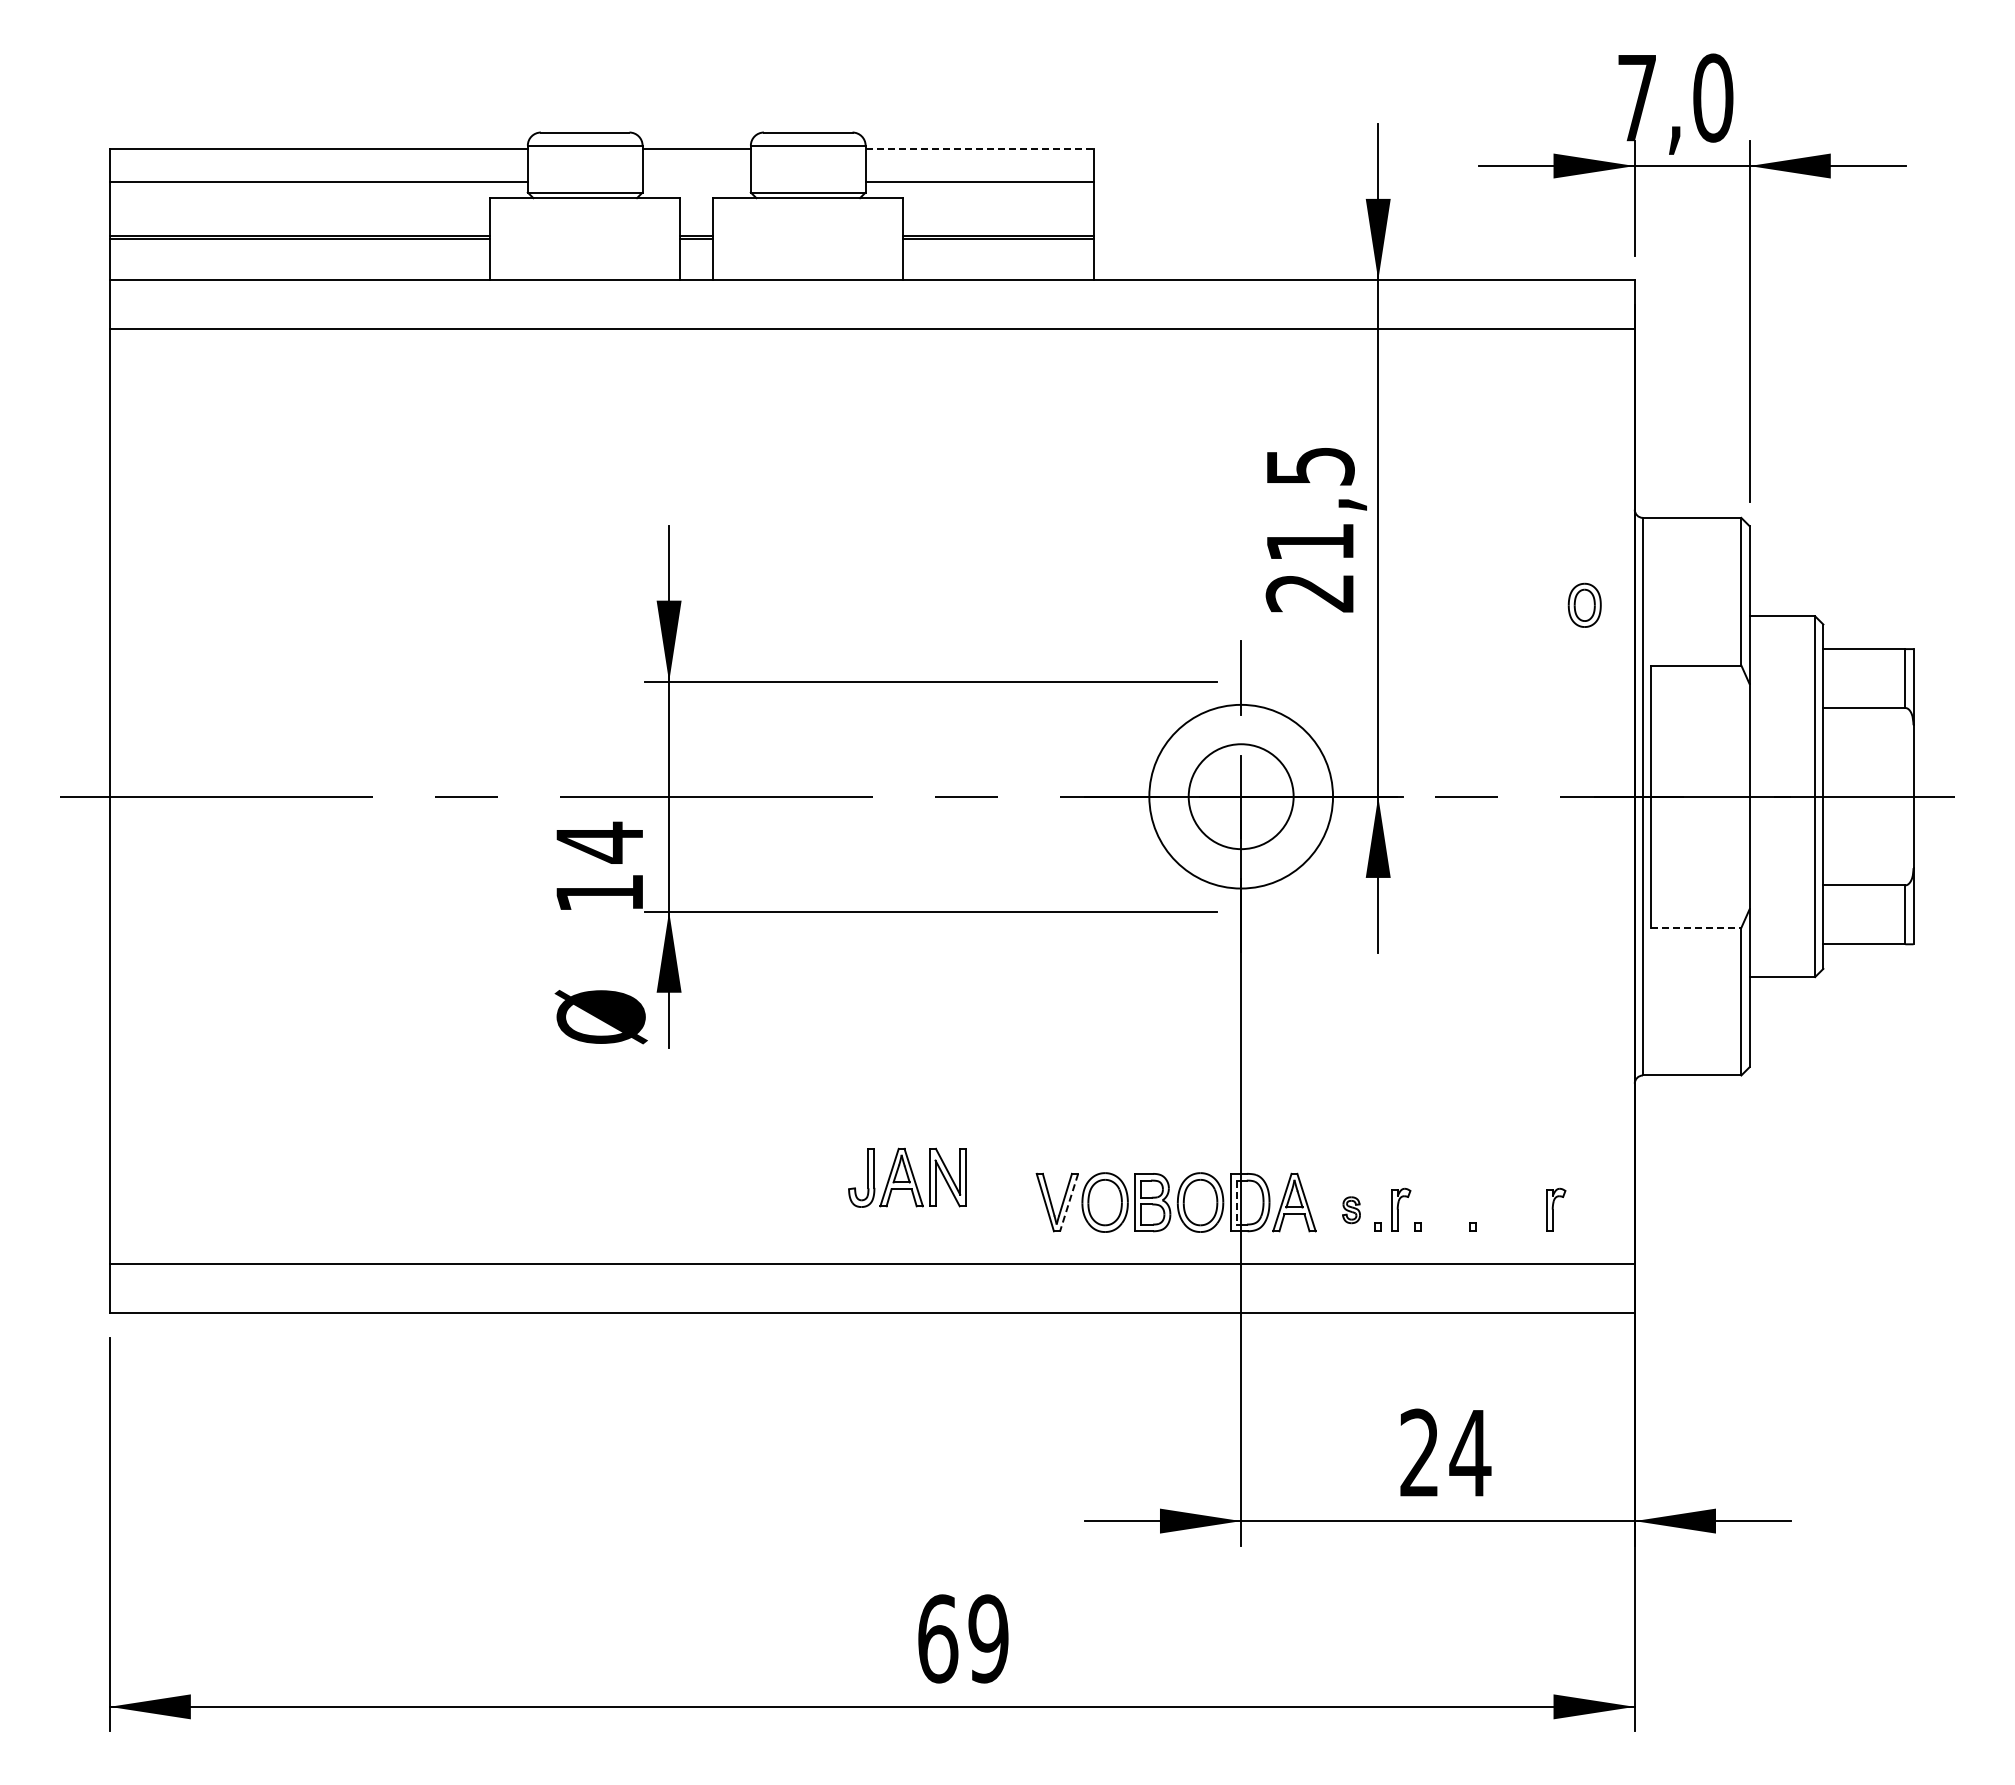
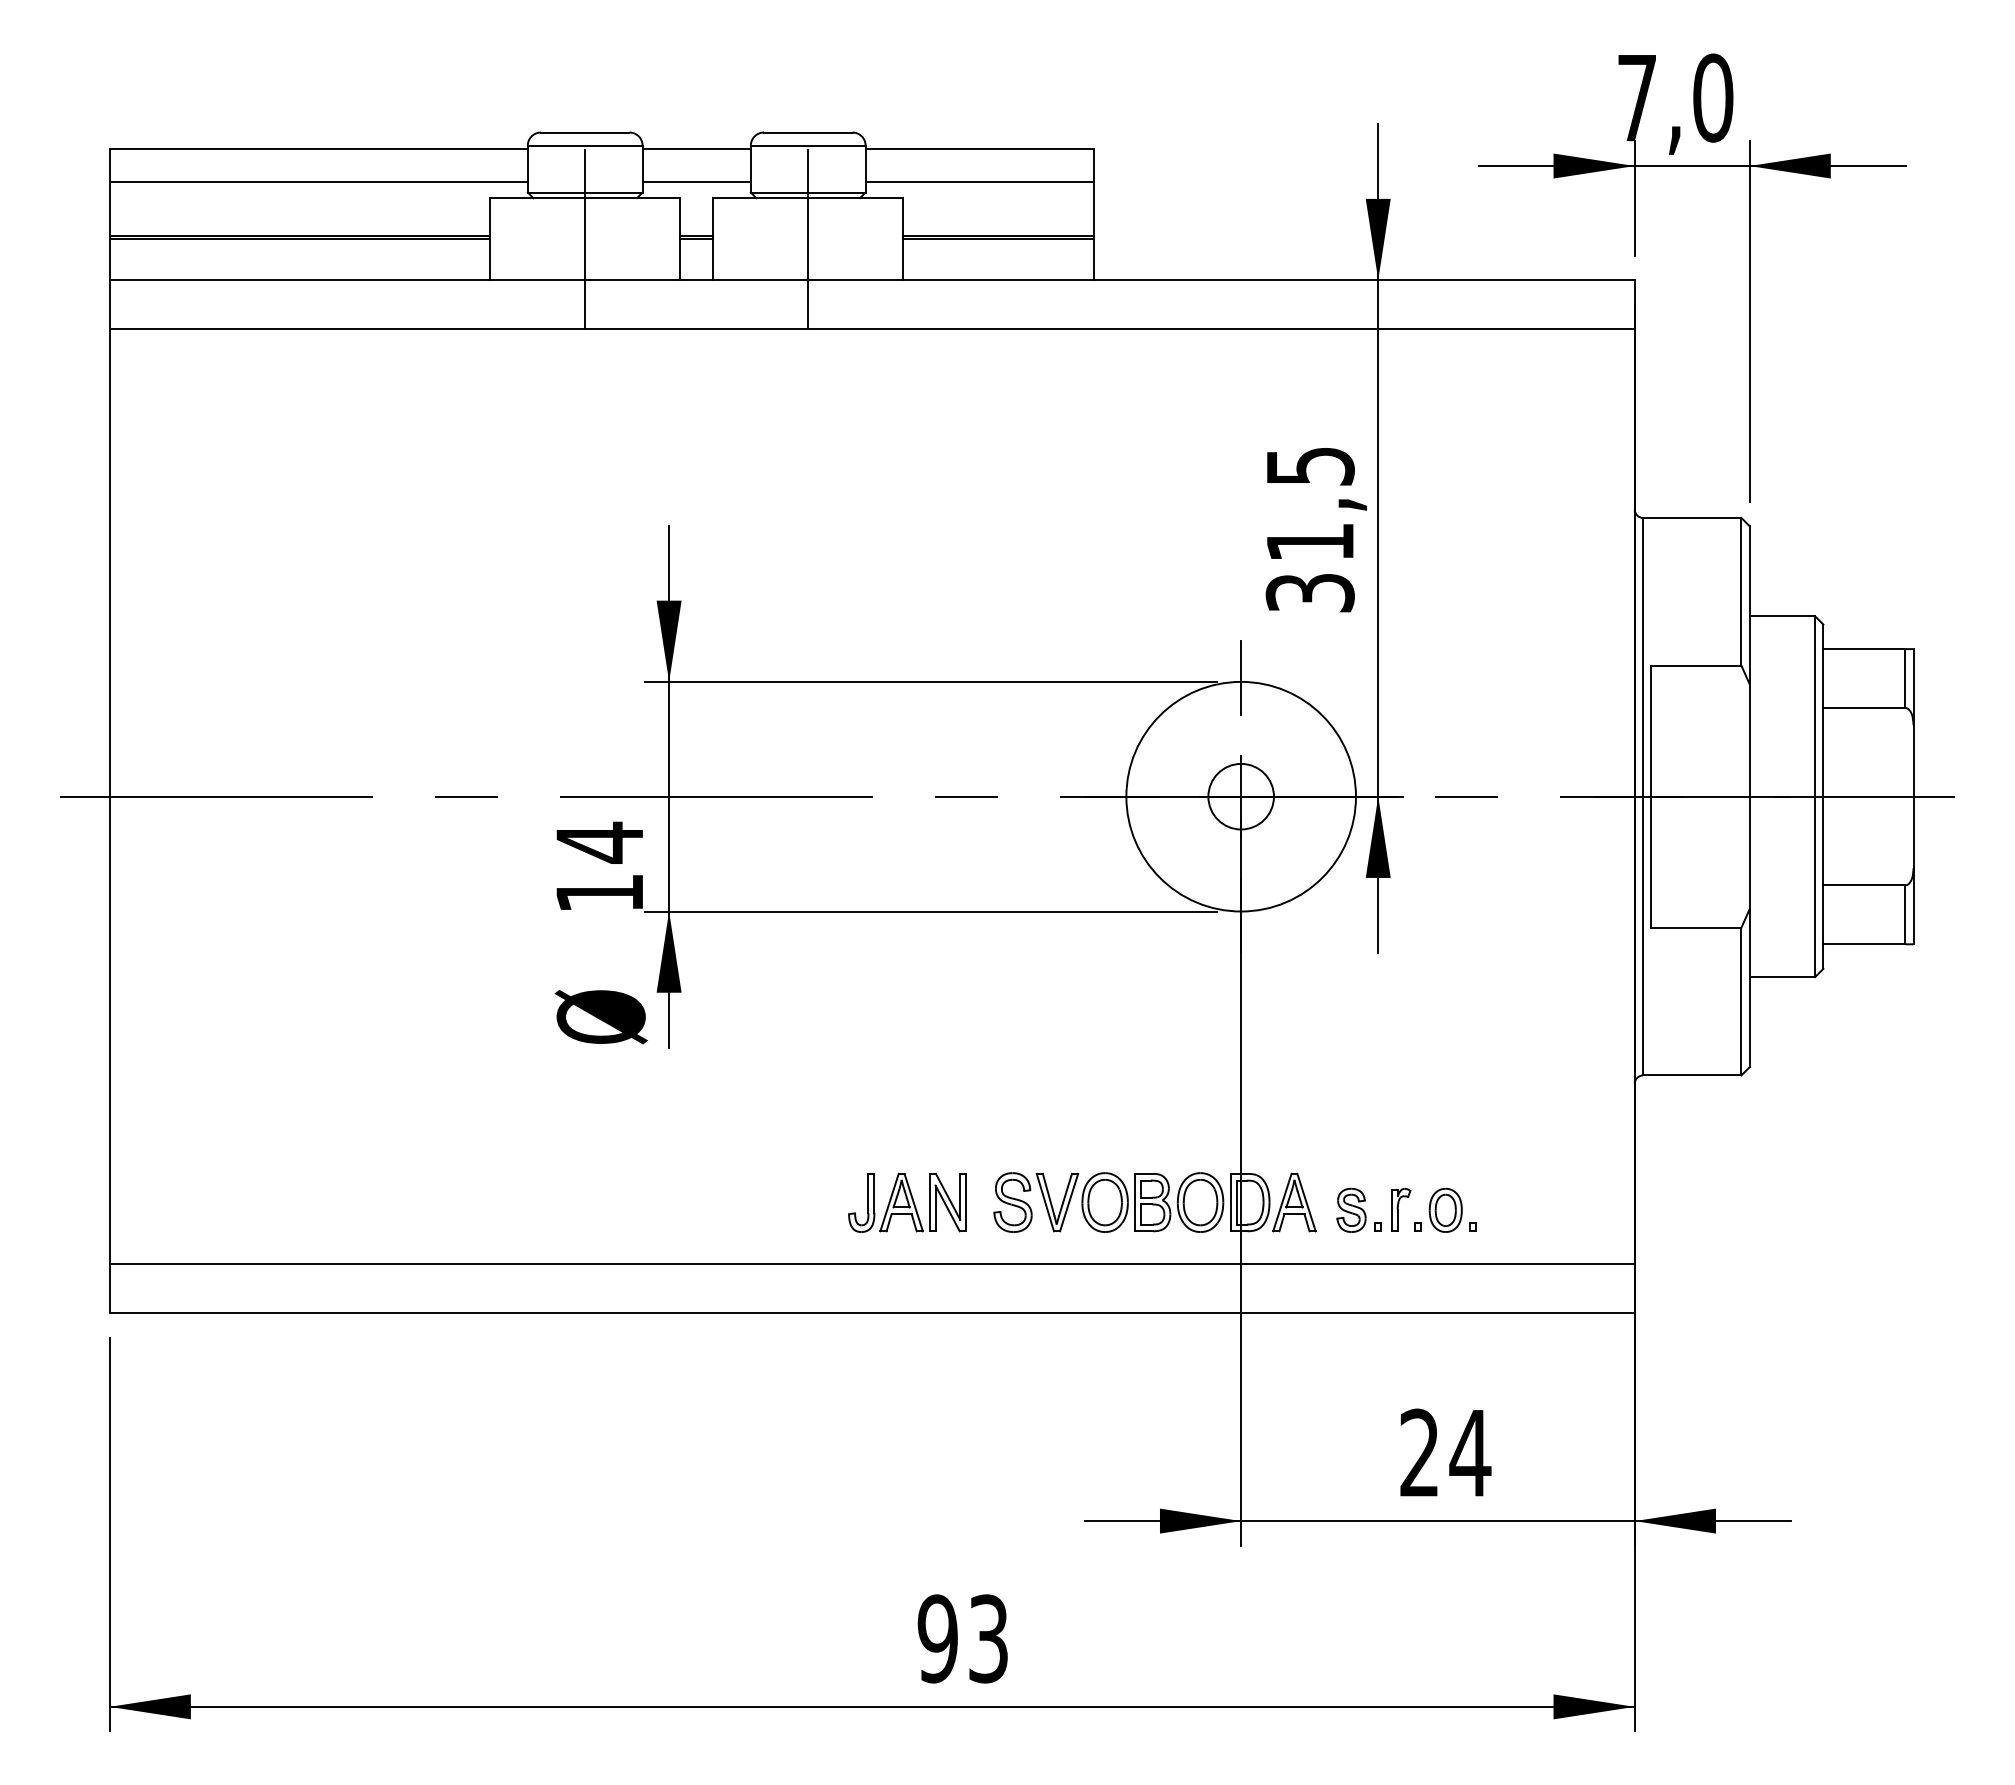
line: dashed -> solid (979, 148)
line: none -> present (696, 181)
line: none -> present (585, 238)
line: none -> present (808, 238)
text: 21,5 -> 31,5 (1309, 593)
part position: (1584, 604) -> (1445, 1209) (1445, 1209)
circle diameter: 105 px -> 66 px (1240, 796)
circle diameter: 184 px -> 230 px (1240, 796)
line: dashed -> solid (1696, 927)
part position: (907, 1177) -> (907, 1202) (907, 1202)
part: none -> present (1012, 1202)
line: dashed -> solid (1236, 1202)
line: dashed -> solid (1068, 1203)
part: present -> none (1556, 1209)
part size: 19x29 px -> 31x46 px (1351, 1209)
text: 69 -> 93 (962, 1638)
